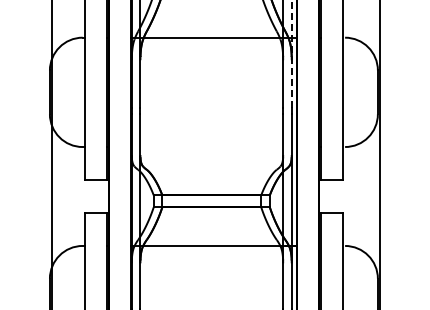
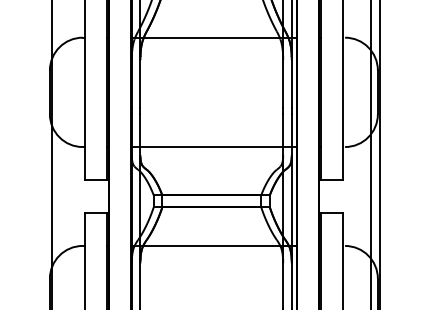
line: dashed -> solid (291, 54)
line: none -> present (213, 147)
line: none -> present (371, 154)
